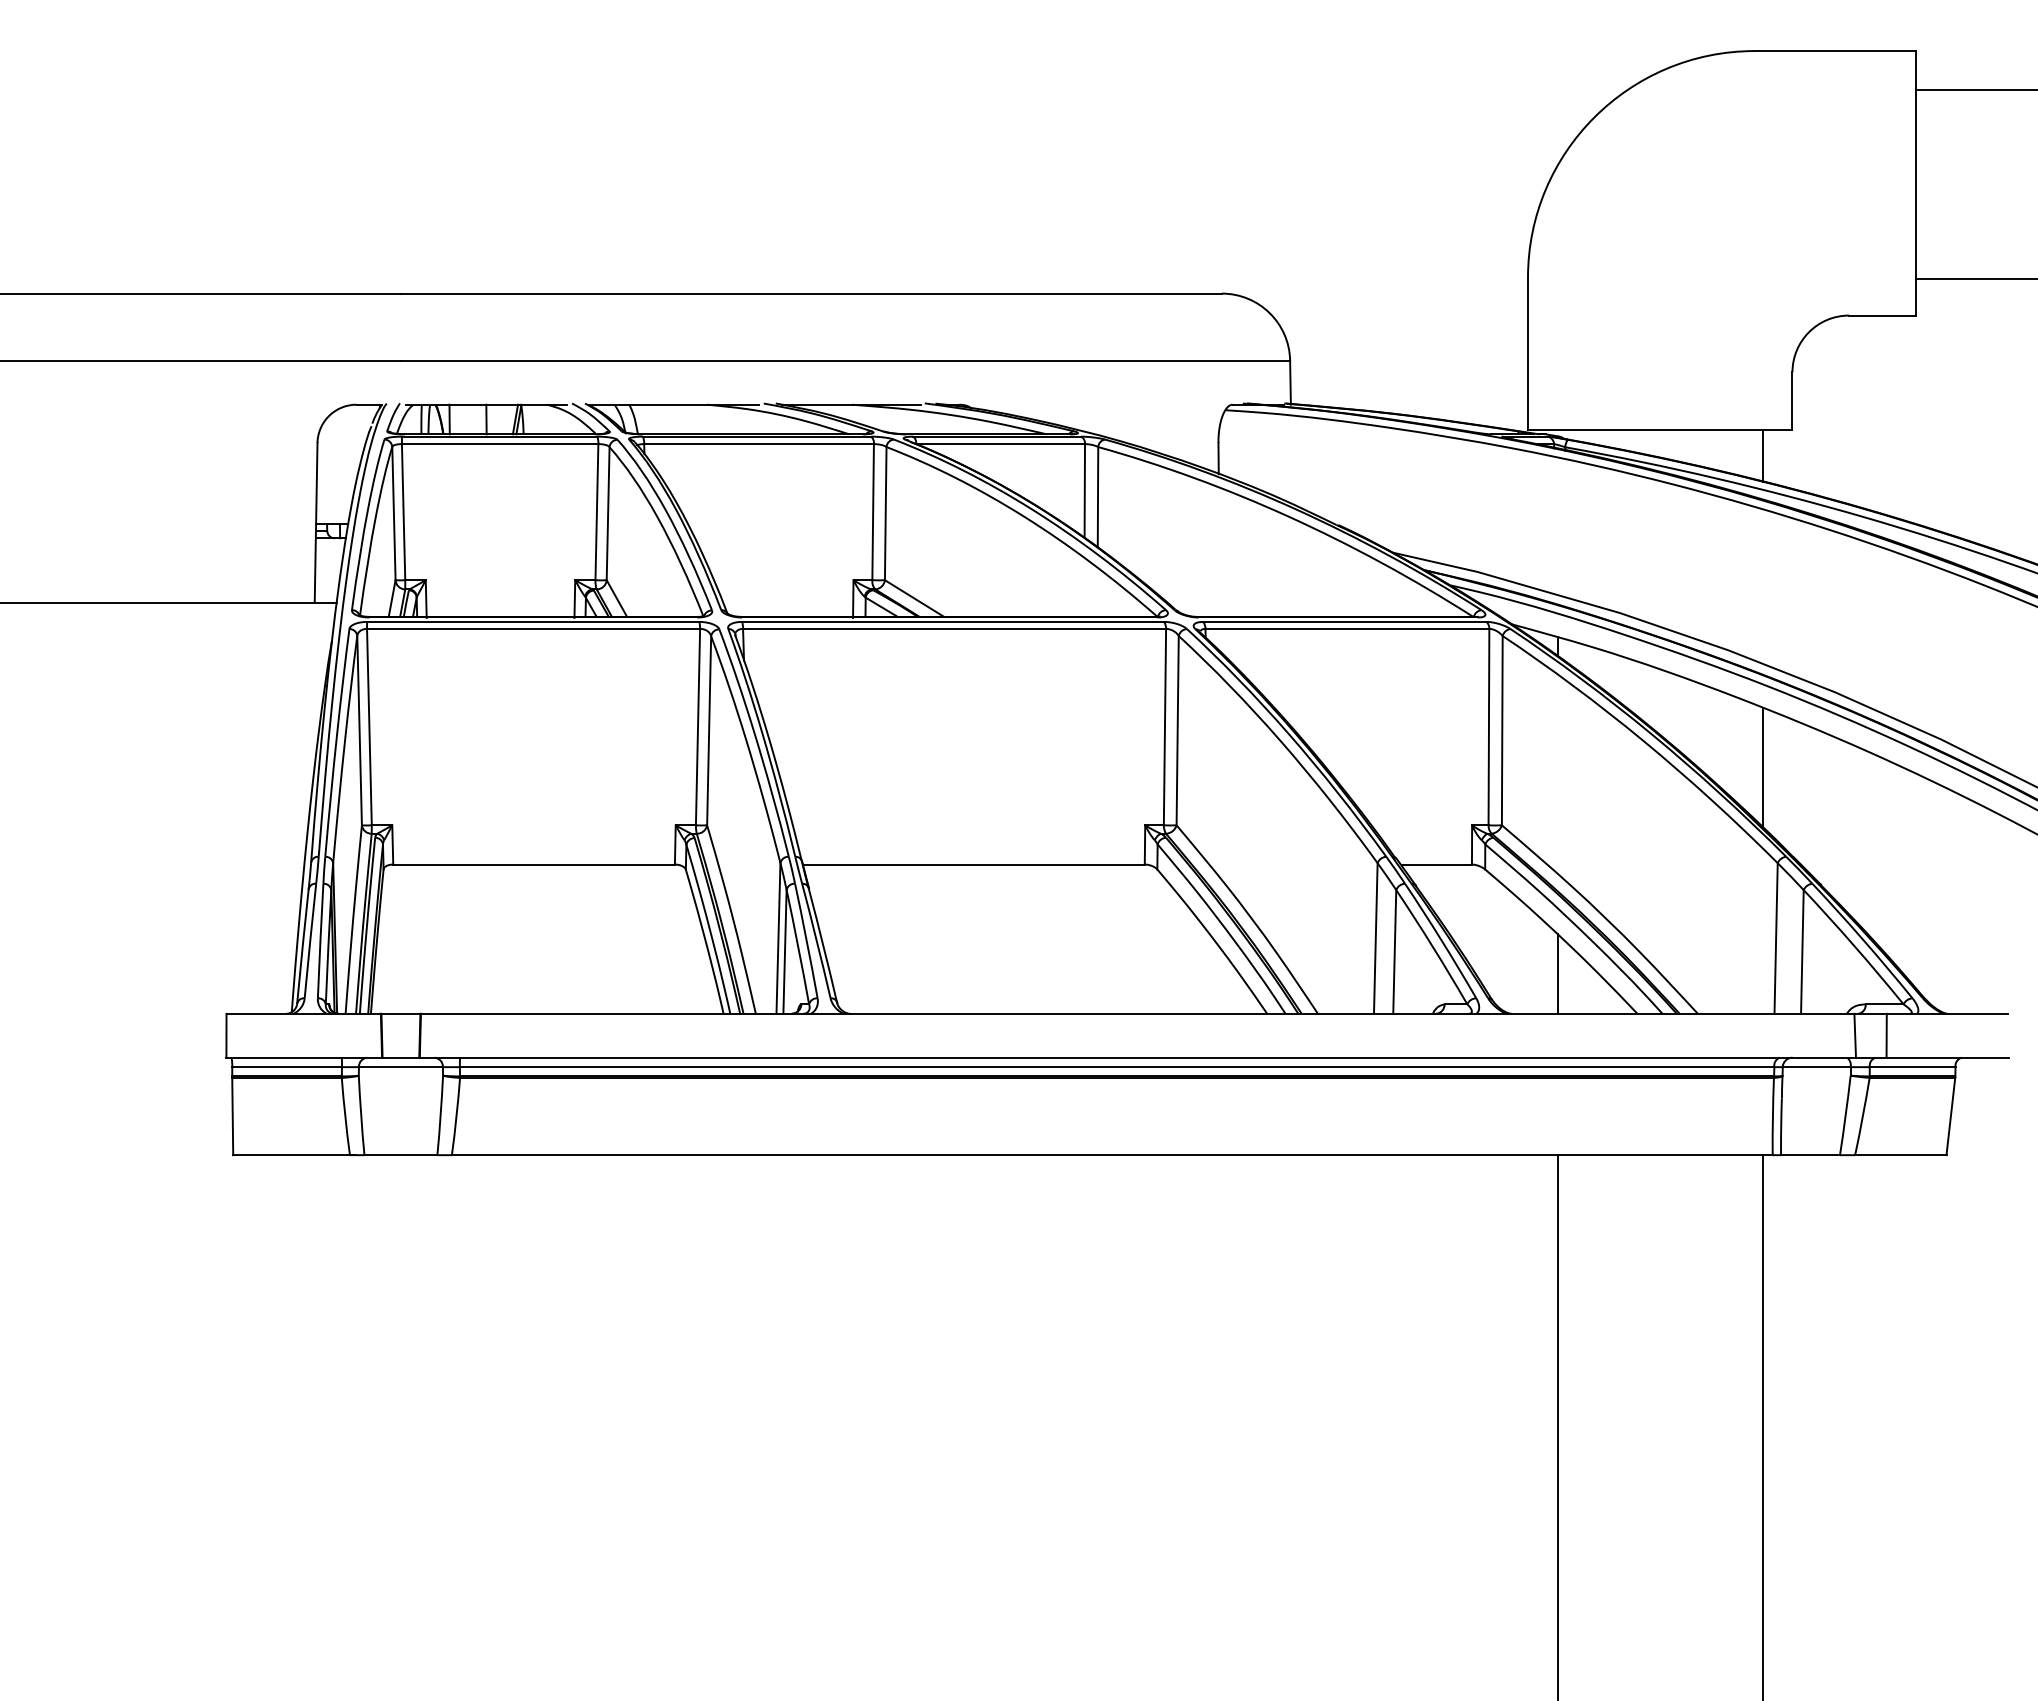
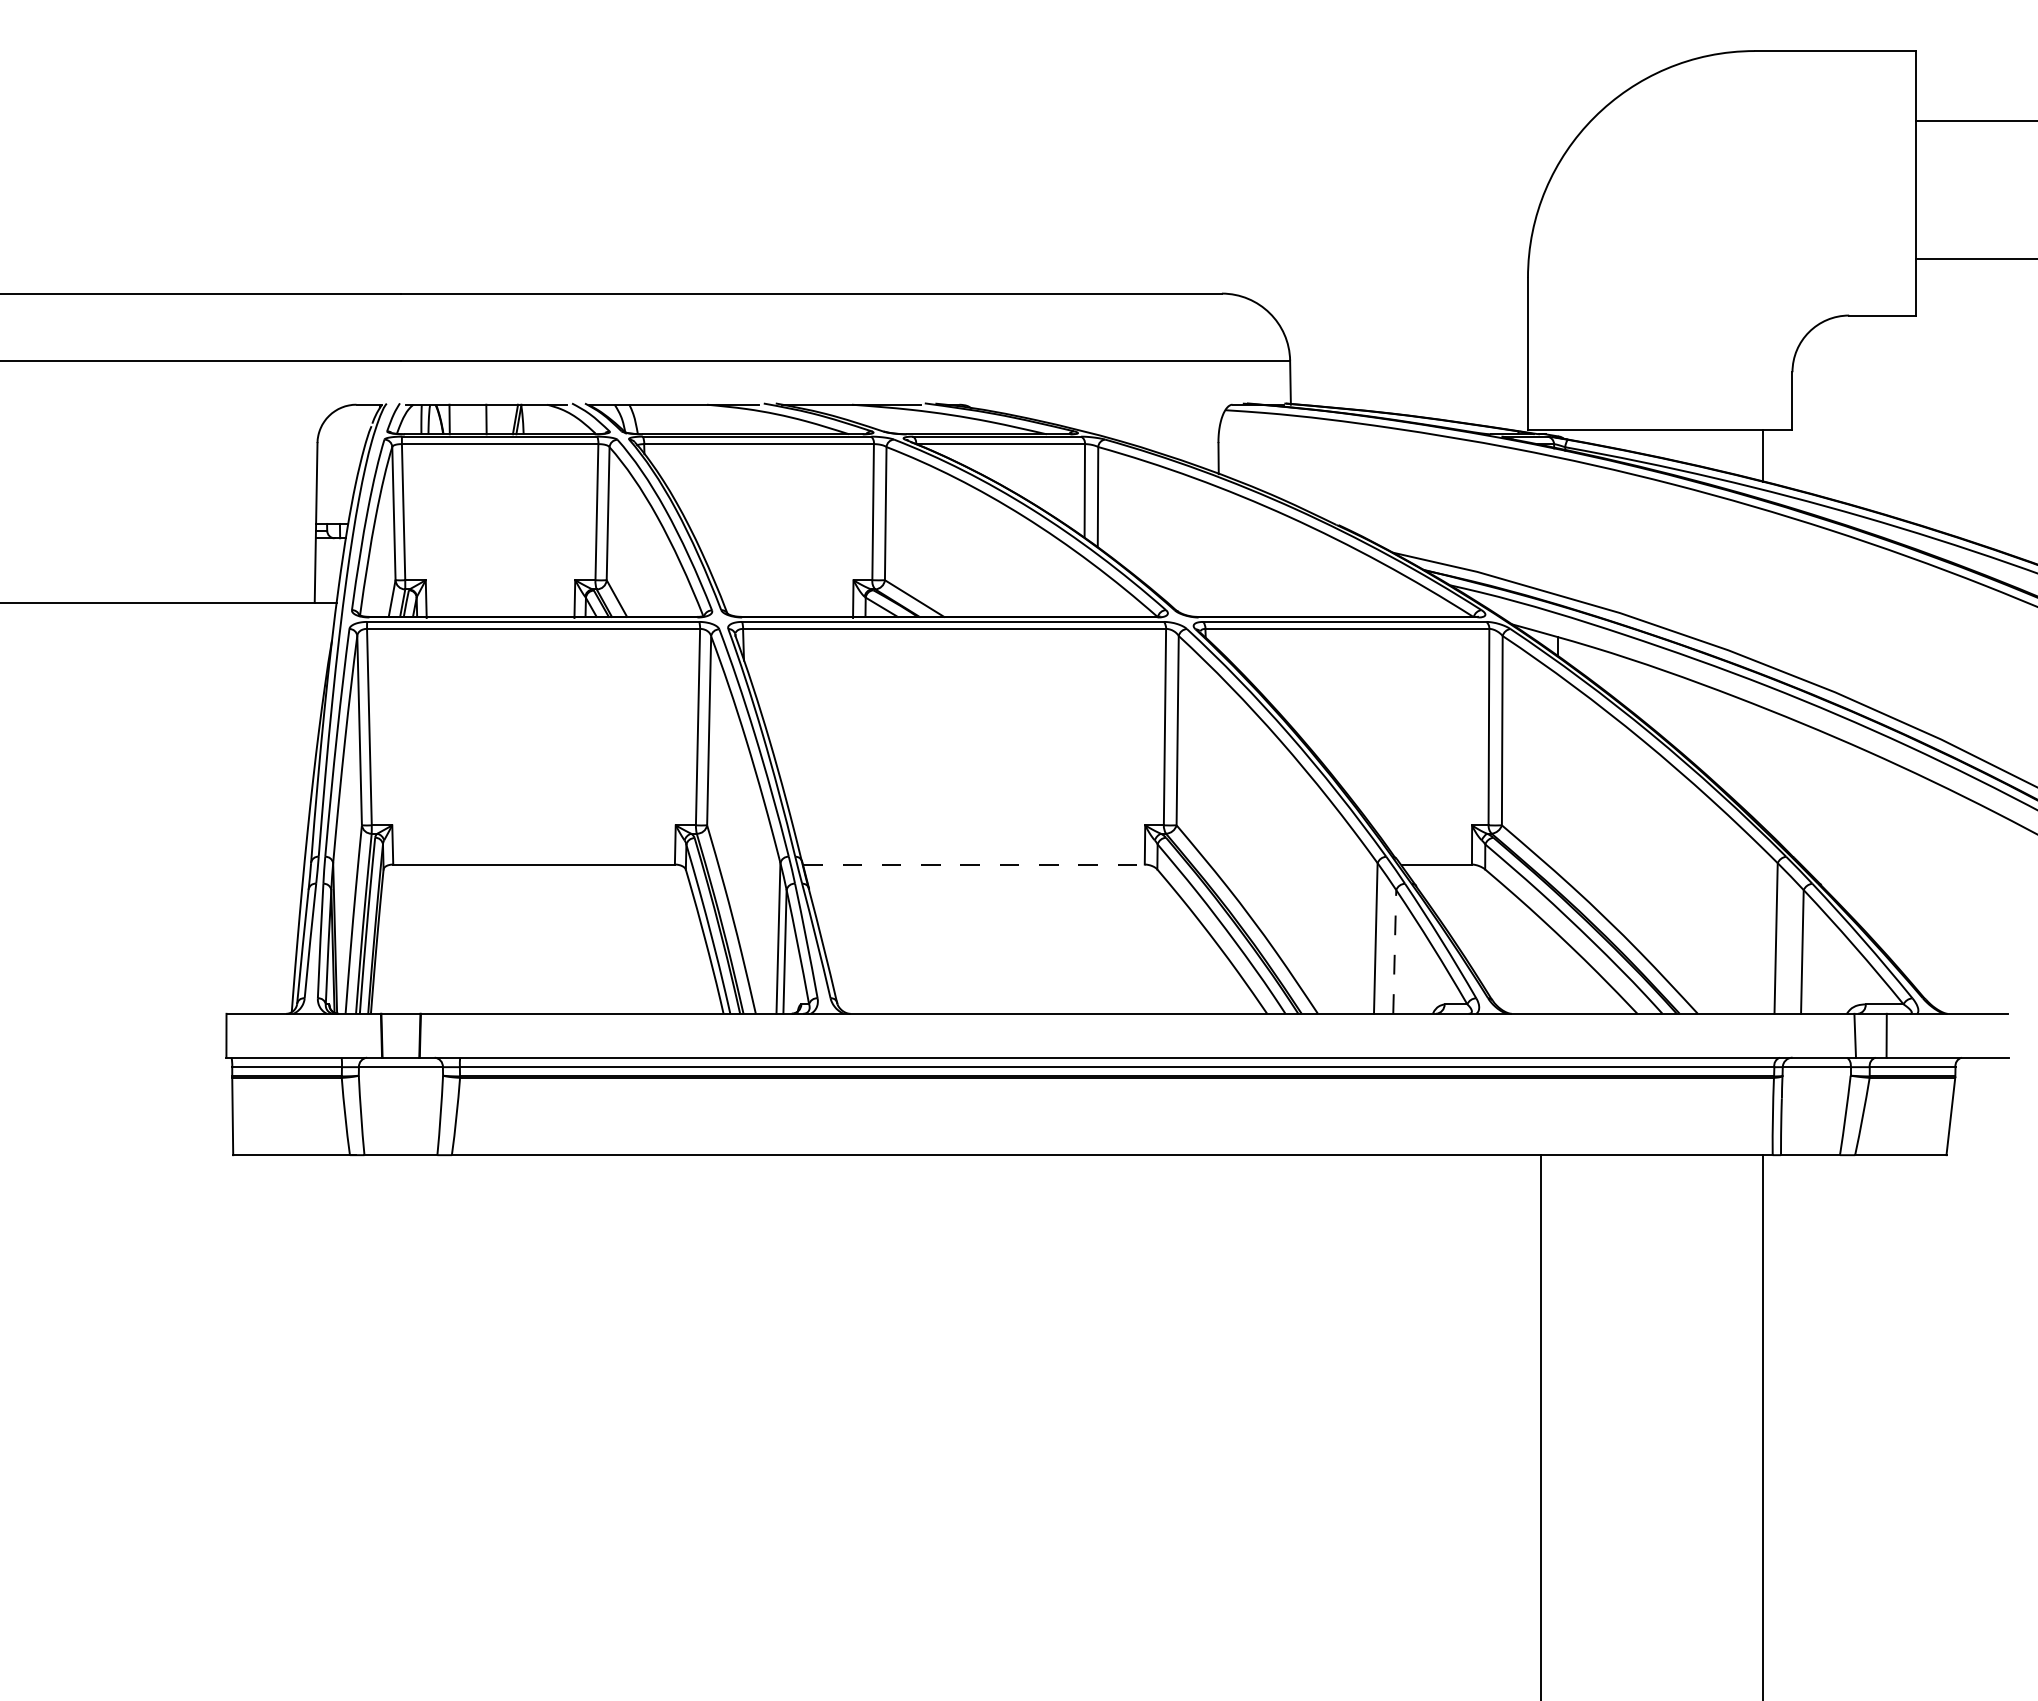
line position: (1974, 90) -> (1974, 121) (1974, 121)
line position: (1974, 279) -> (1974, 259) (1974, 259)
line: present -> none (1762, 767)
line: solid -> dashed (973, 864)
line: solid -> dashed (1394, 951)
line: present -> none (1557, 973)
line position: (1557, 1426) -> (1540, 1426) (1540, 1426)
